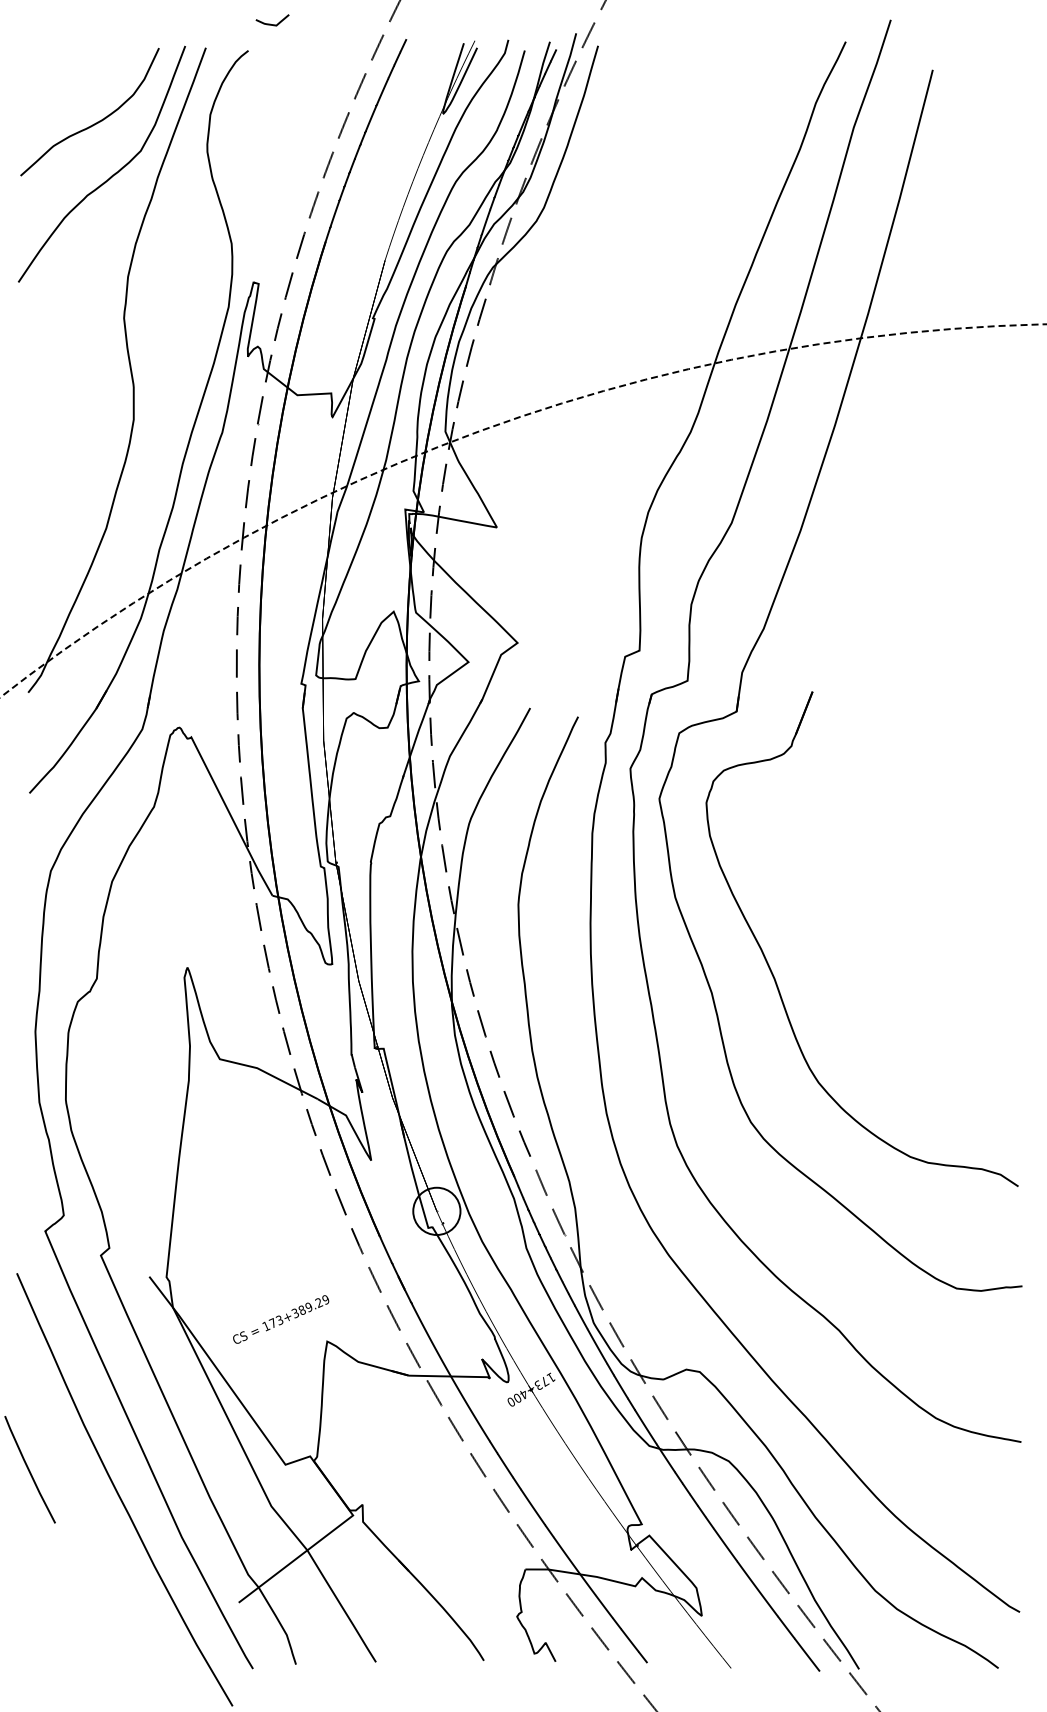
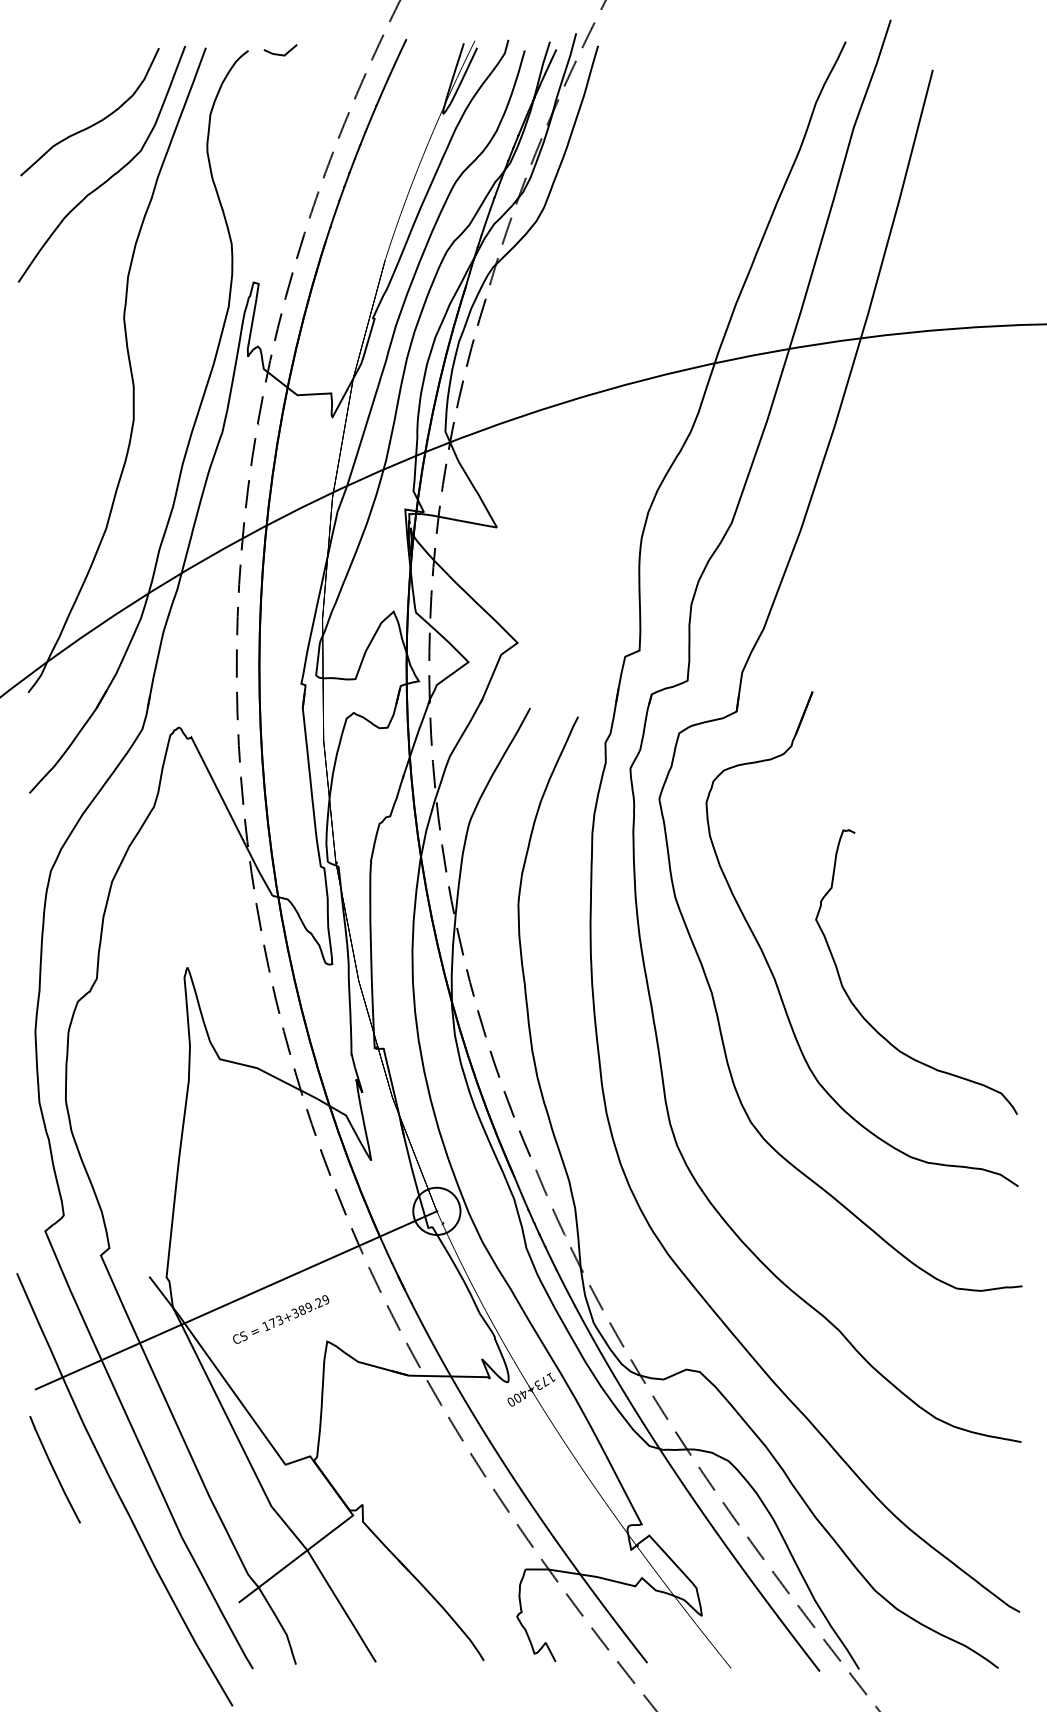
curve position: (270, 23) -> (278, 53) (278, 53)
circle: dashed -> solid (523, 510)
curve: none -> present (862, 1014)
line: none -> present (235, 1300)
line position: (29, 1469) -> (54, 1469) (54, 1469)
